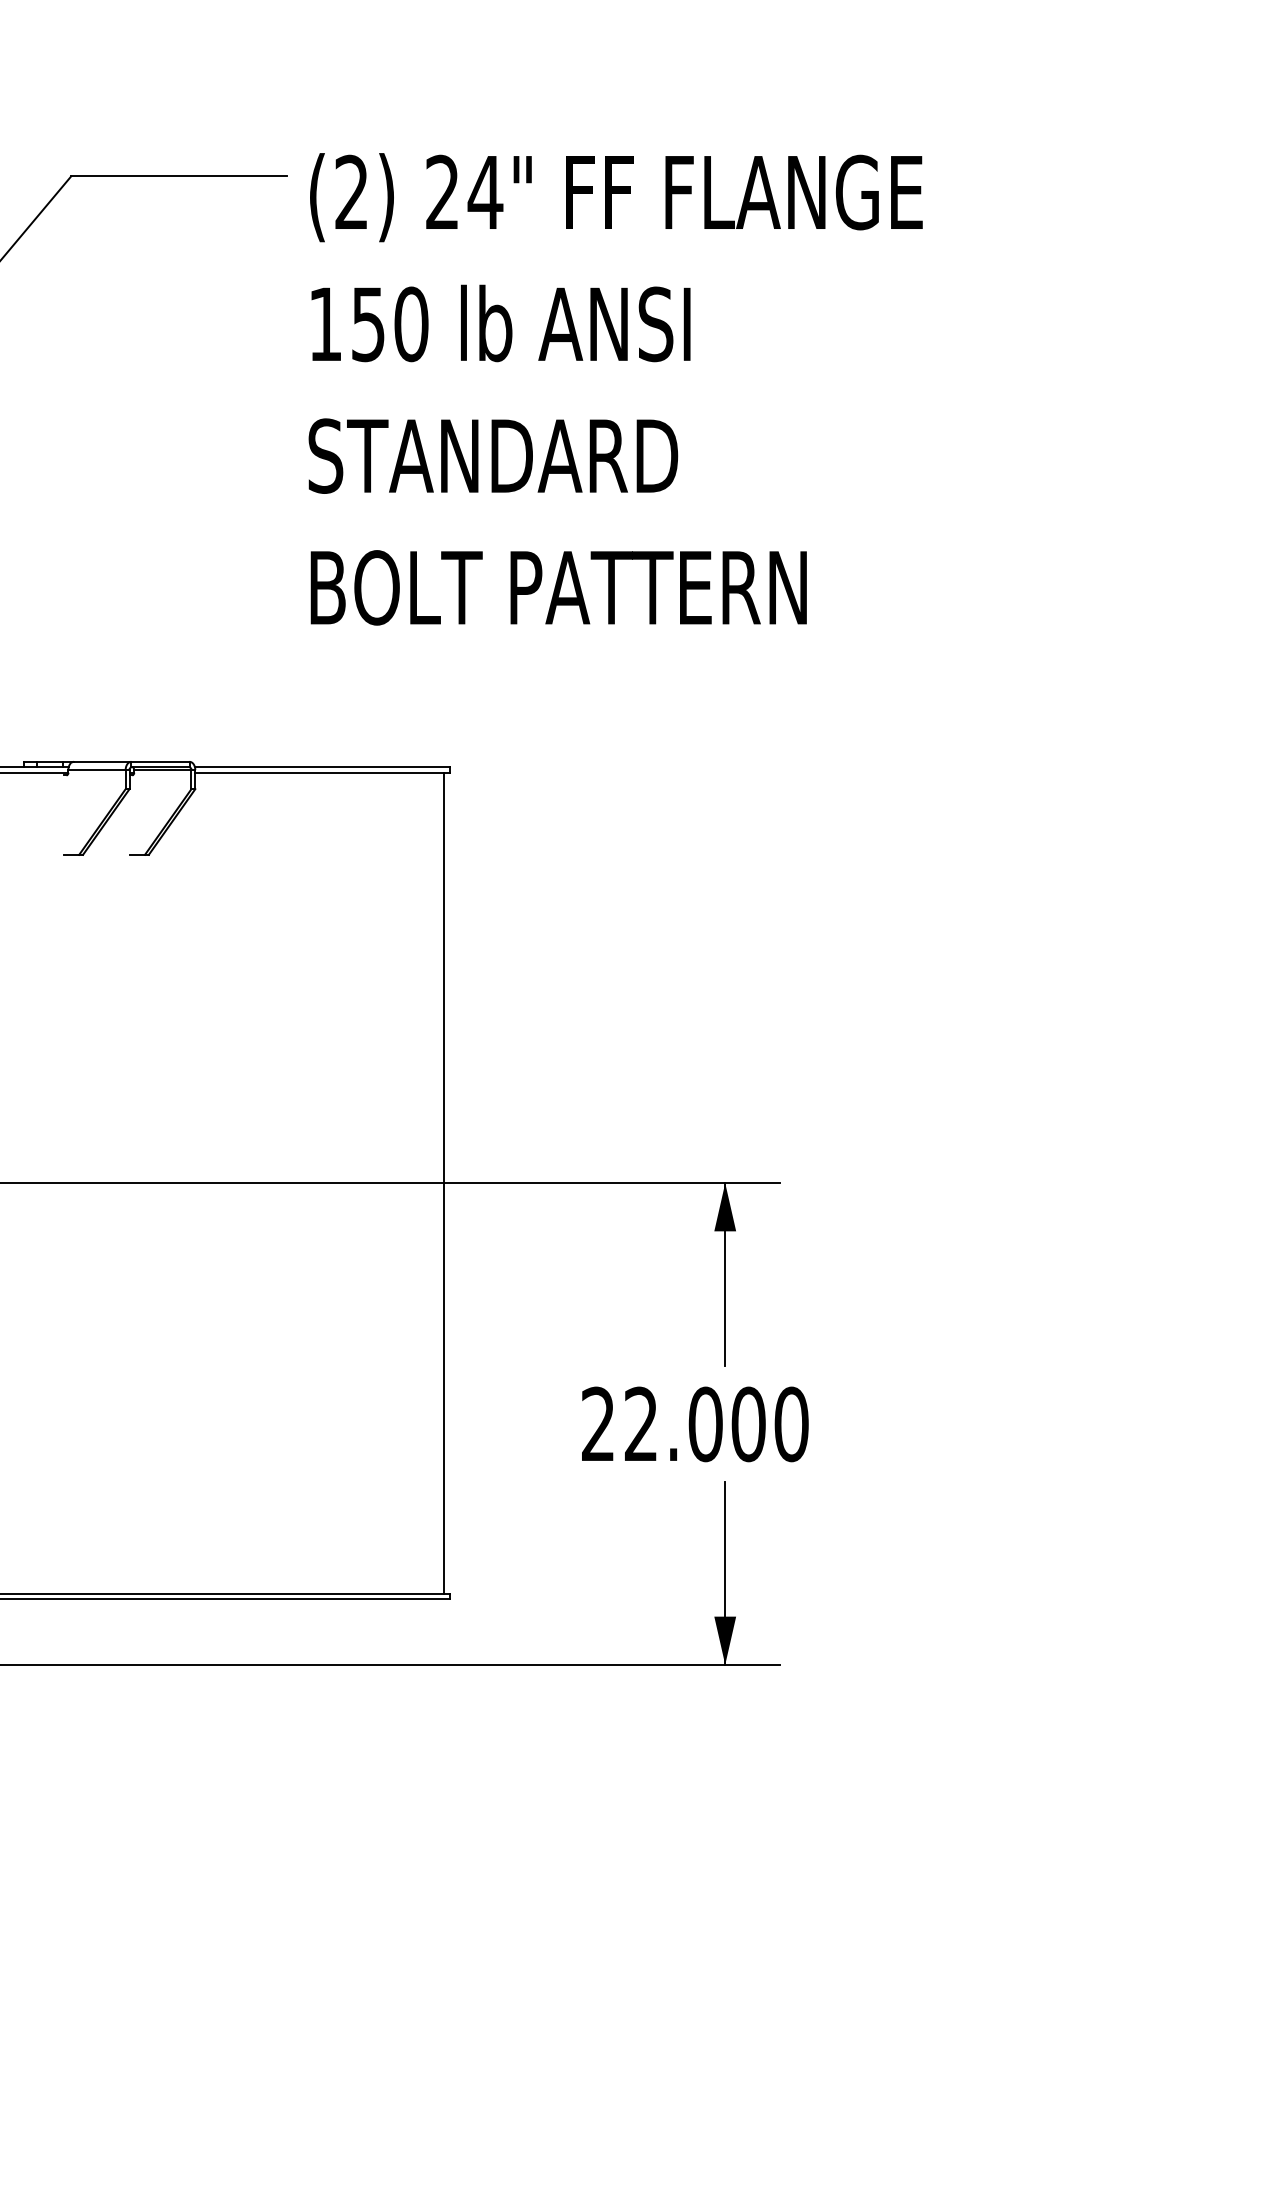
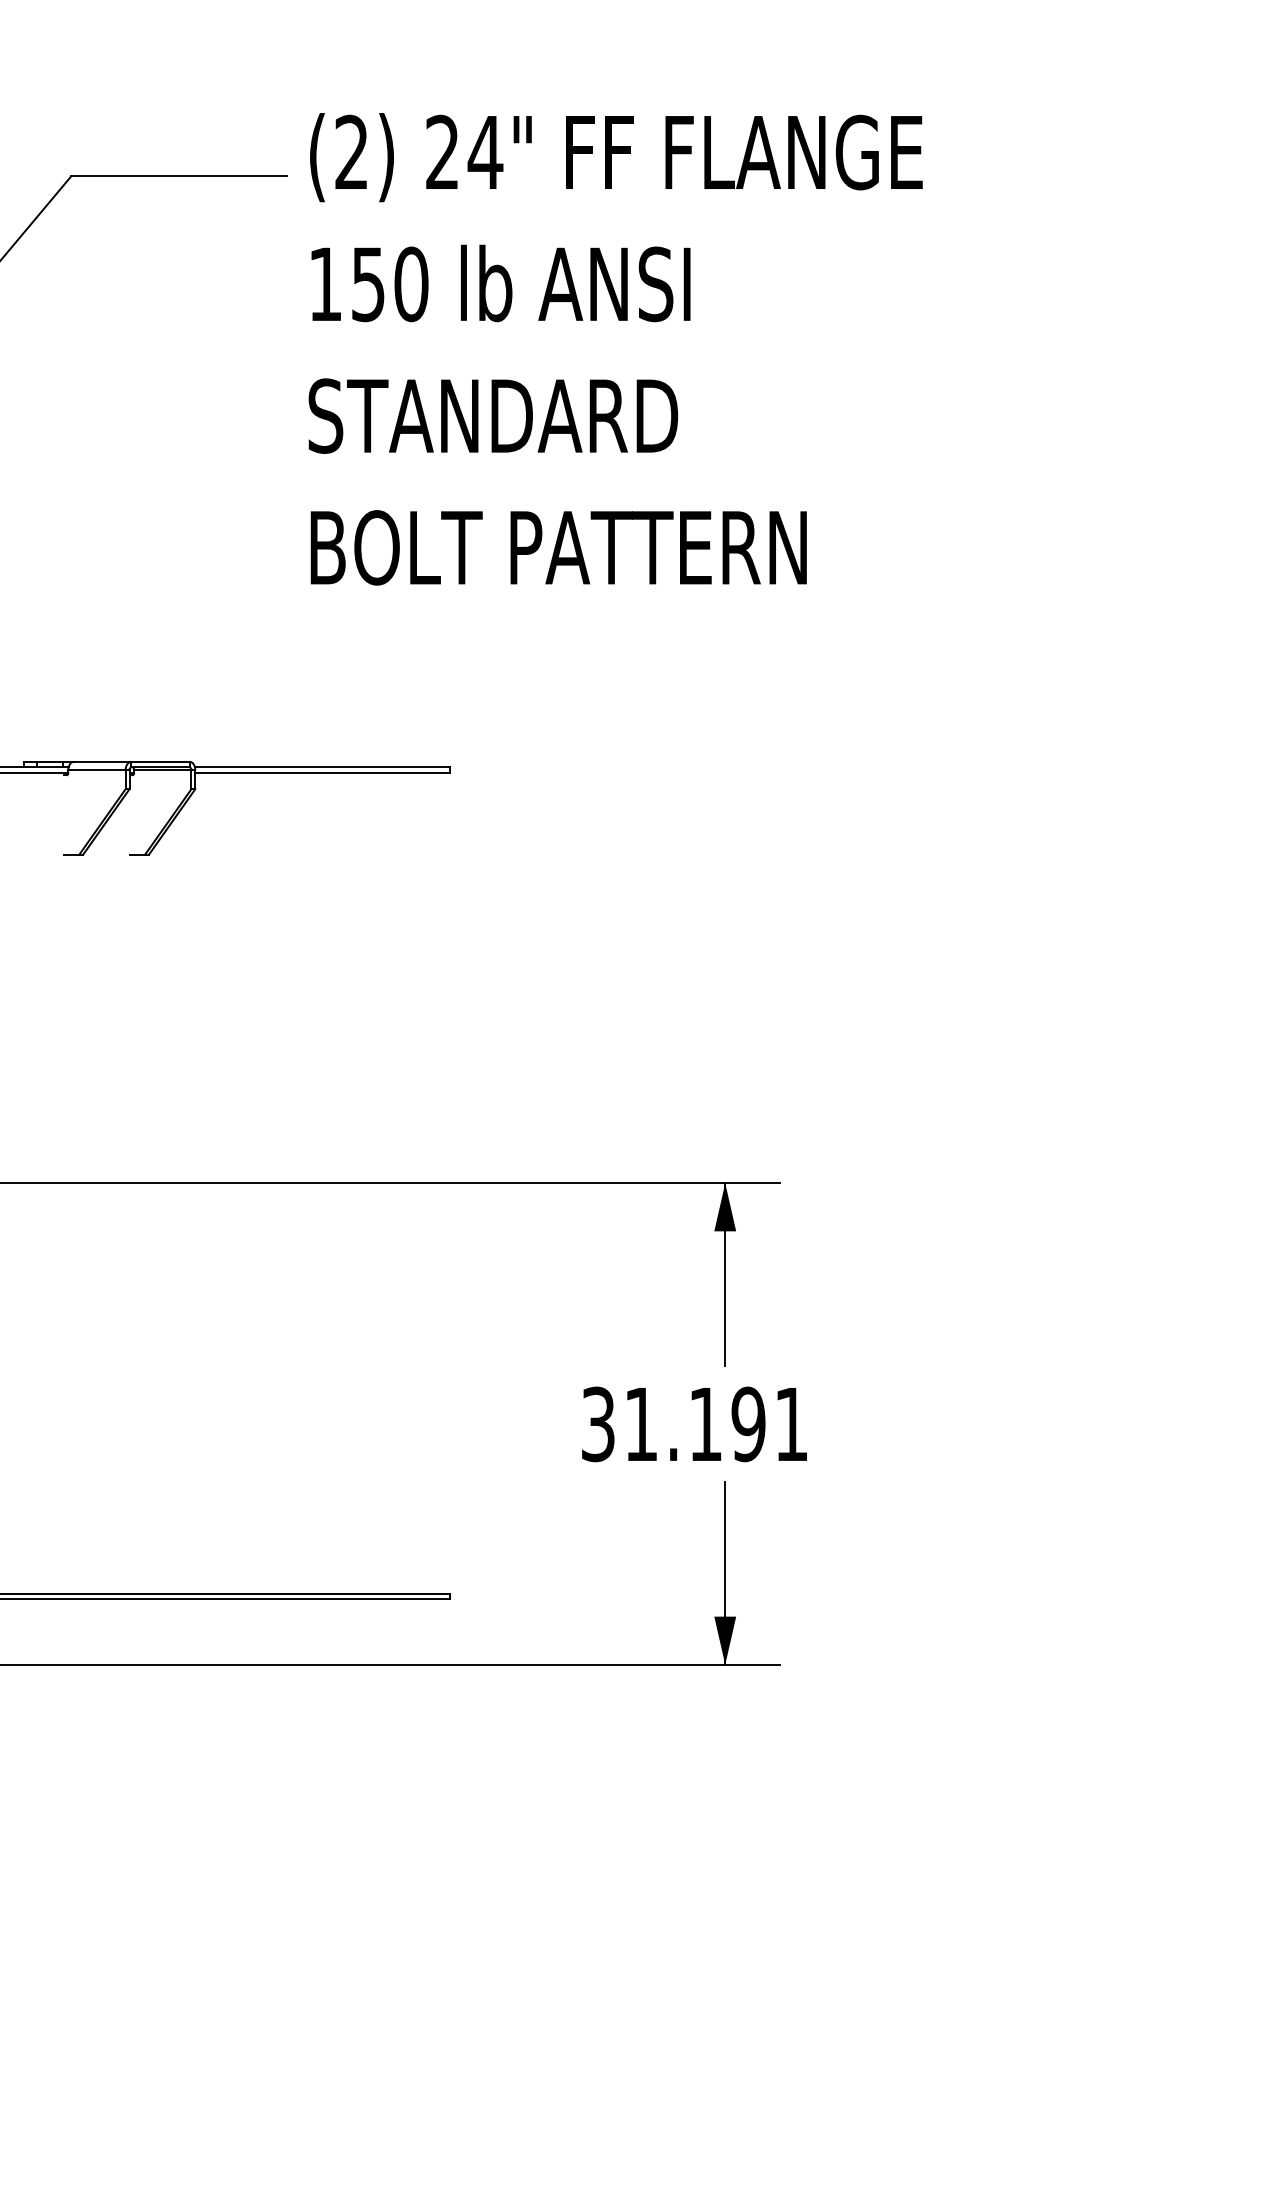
text position: (615, 389) -> (615, 349) (615, 349)
line: present -> none (444, 1182)
text: 22.000 -> 31.191 (695, 1424)
